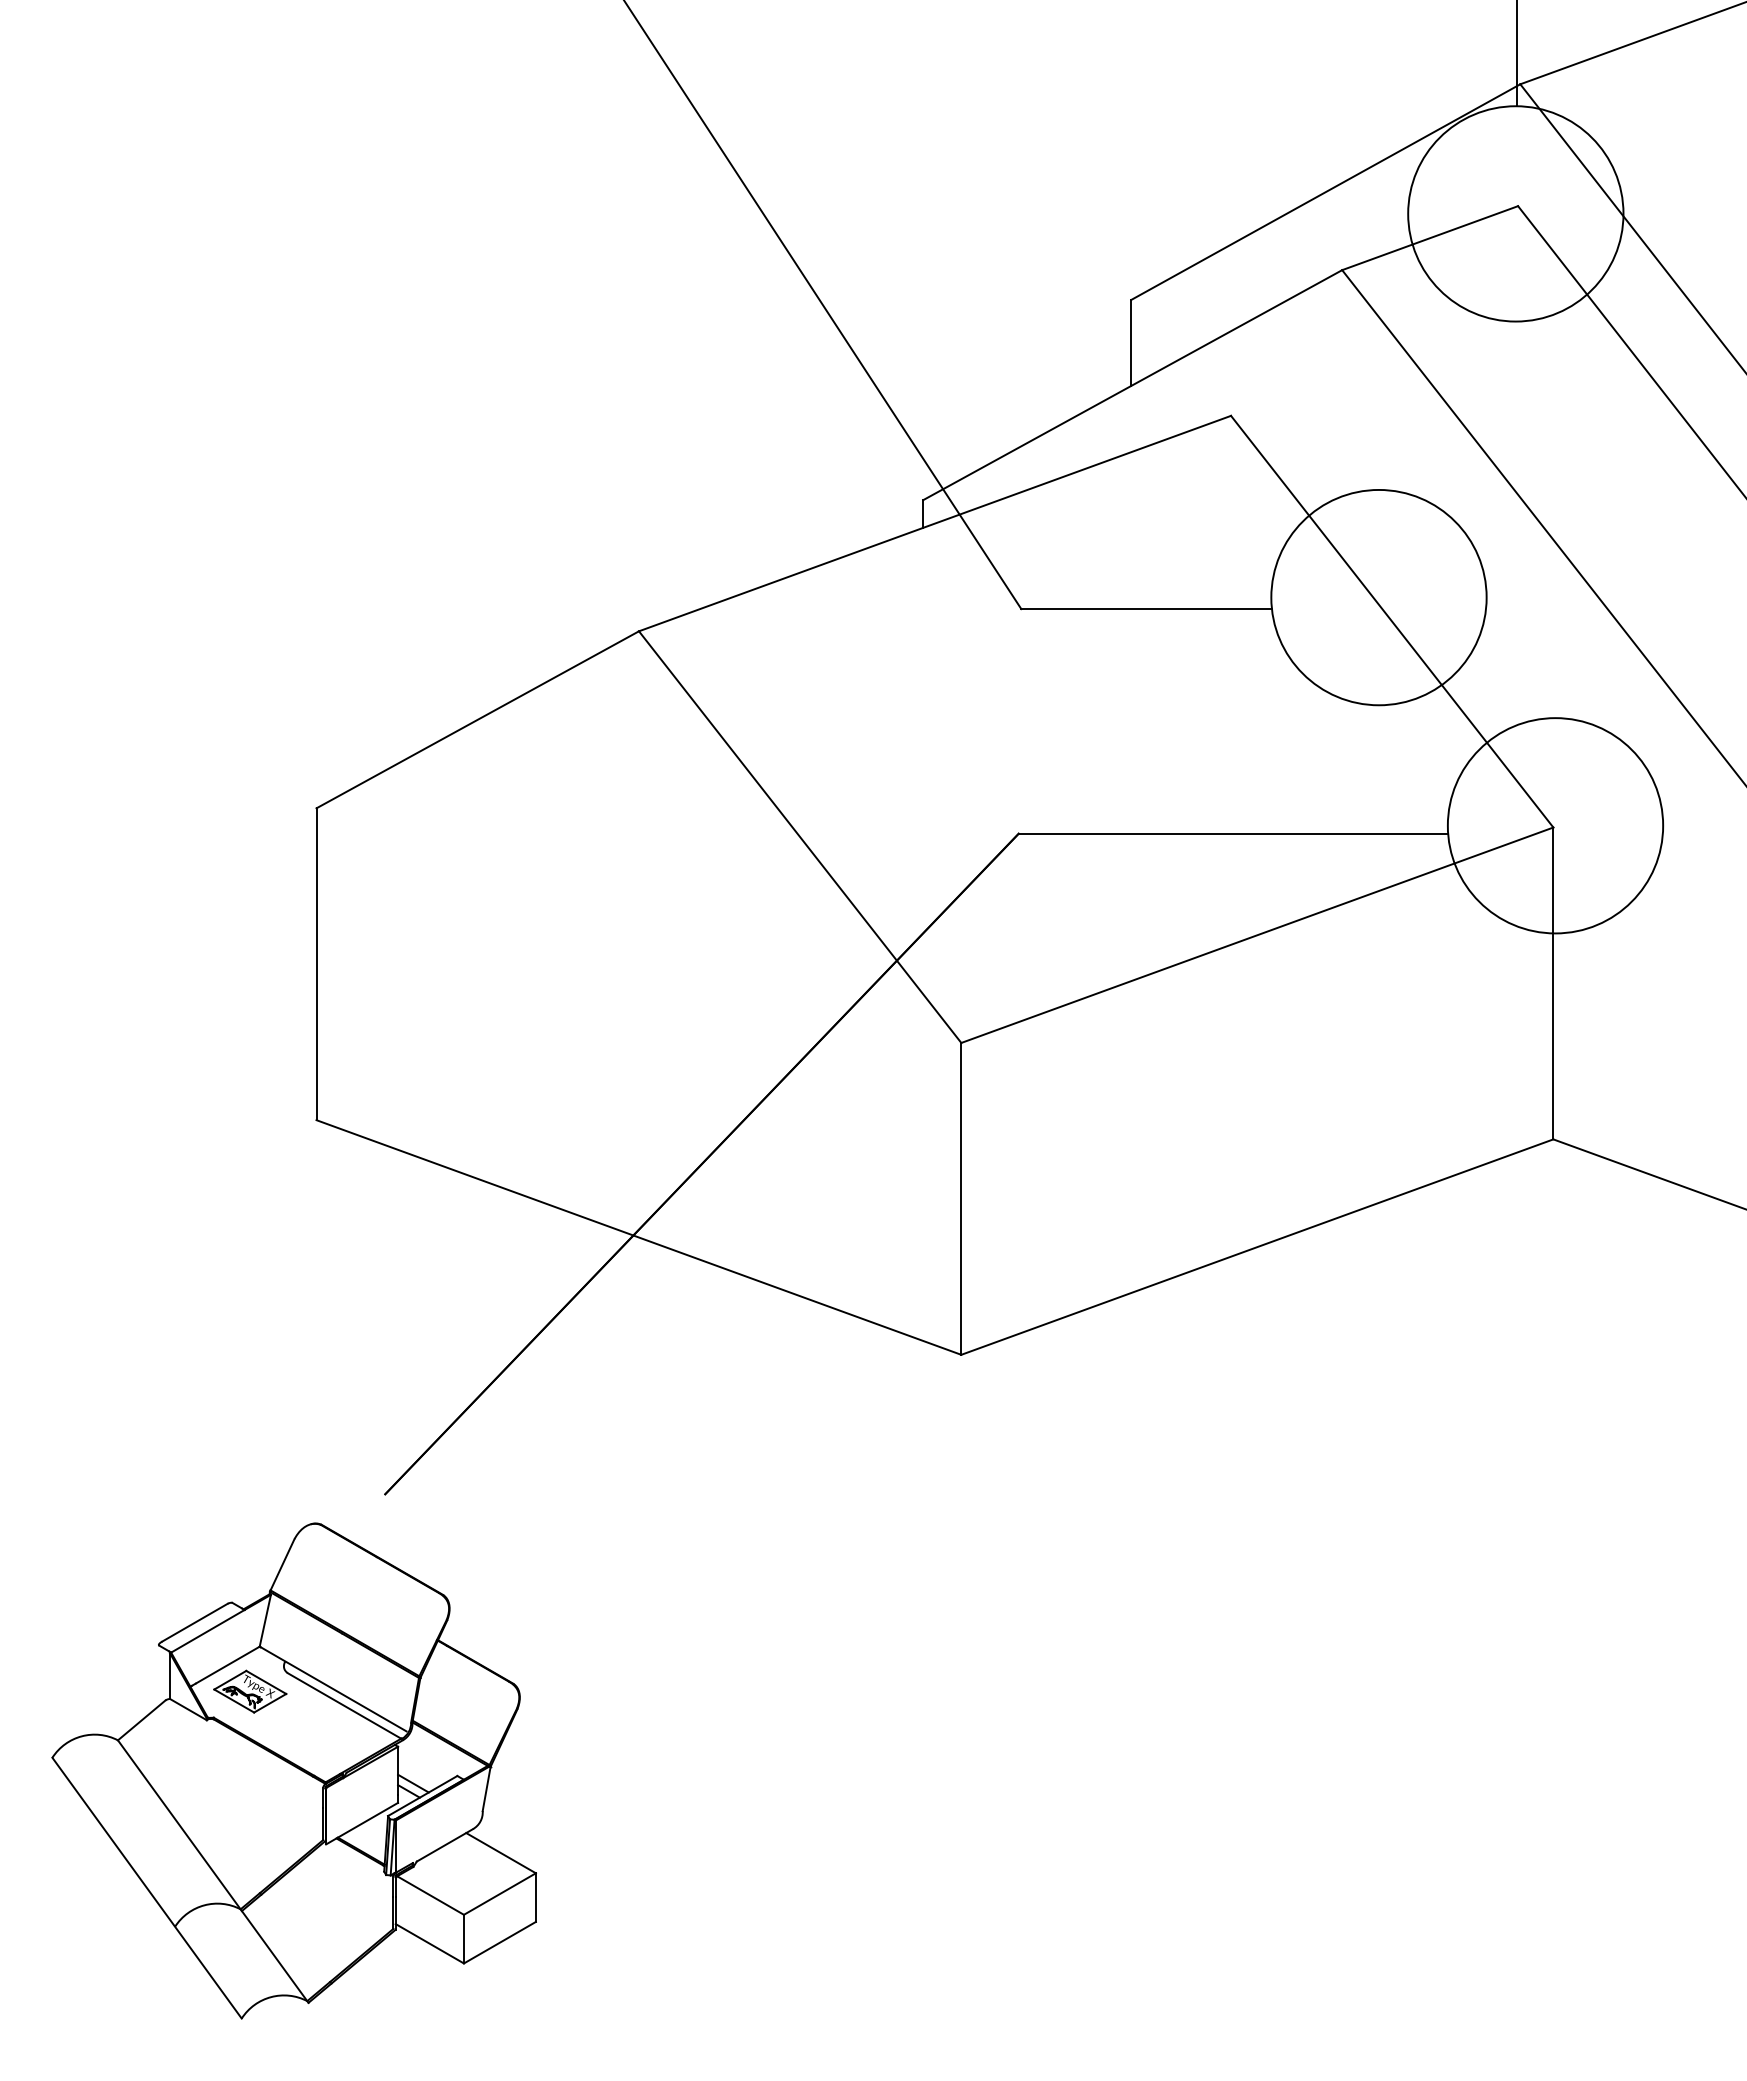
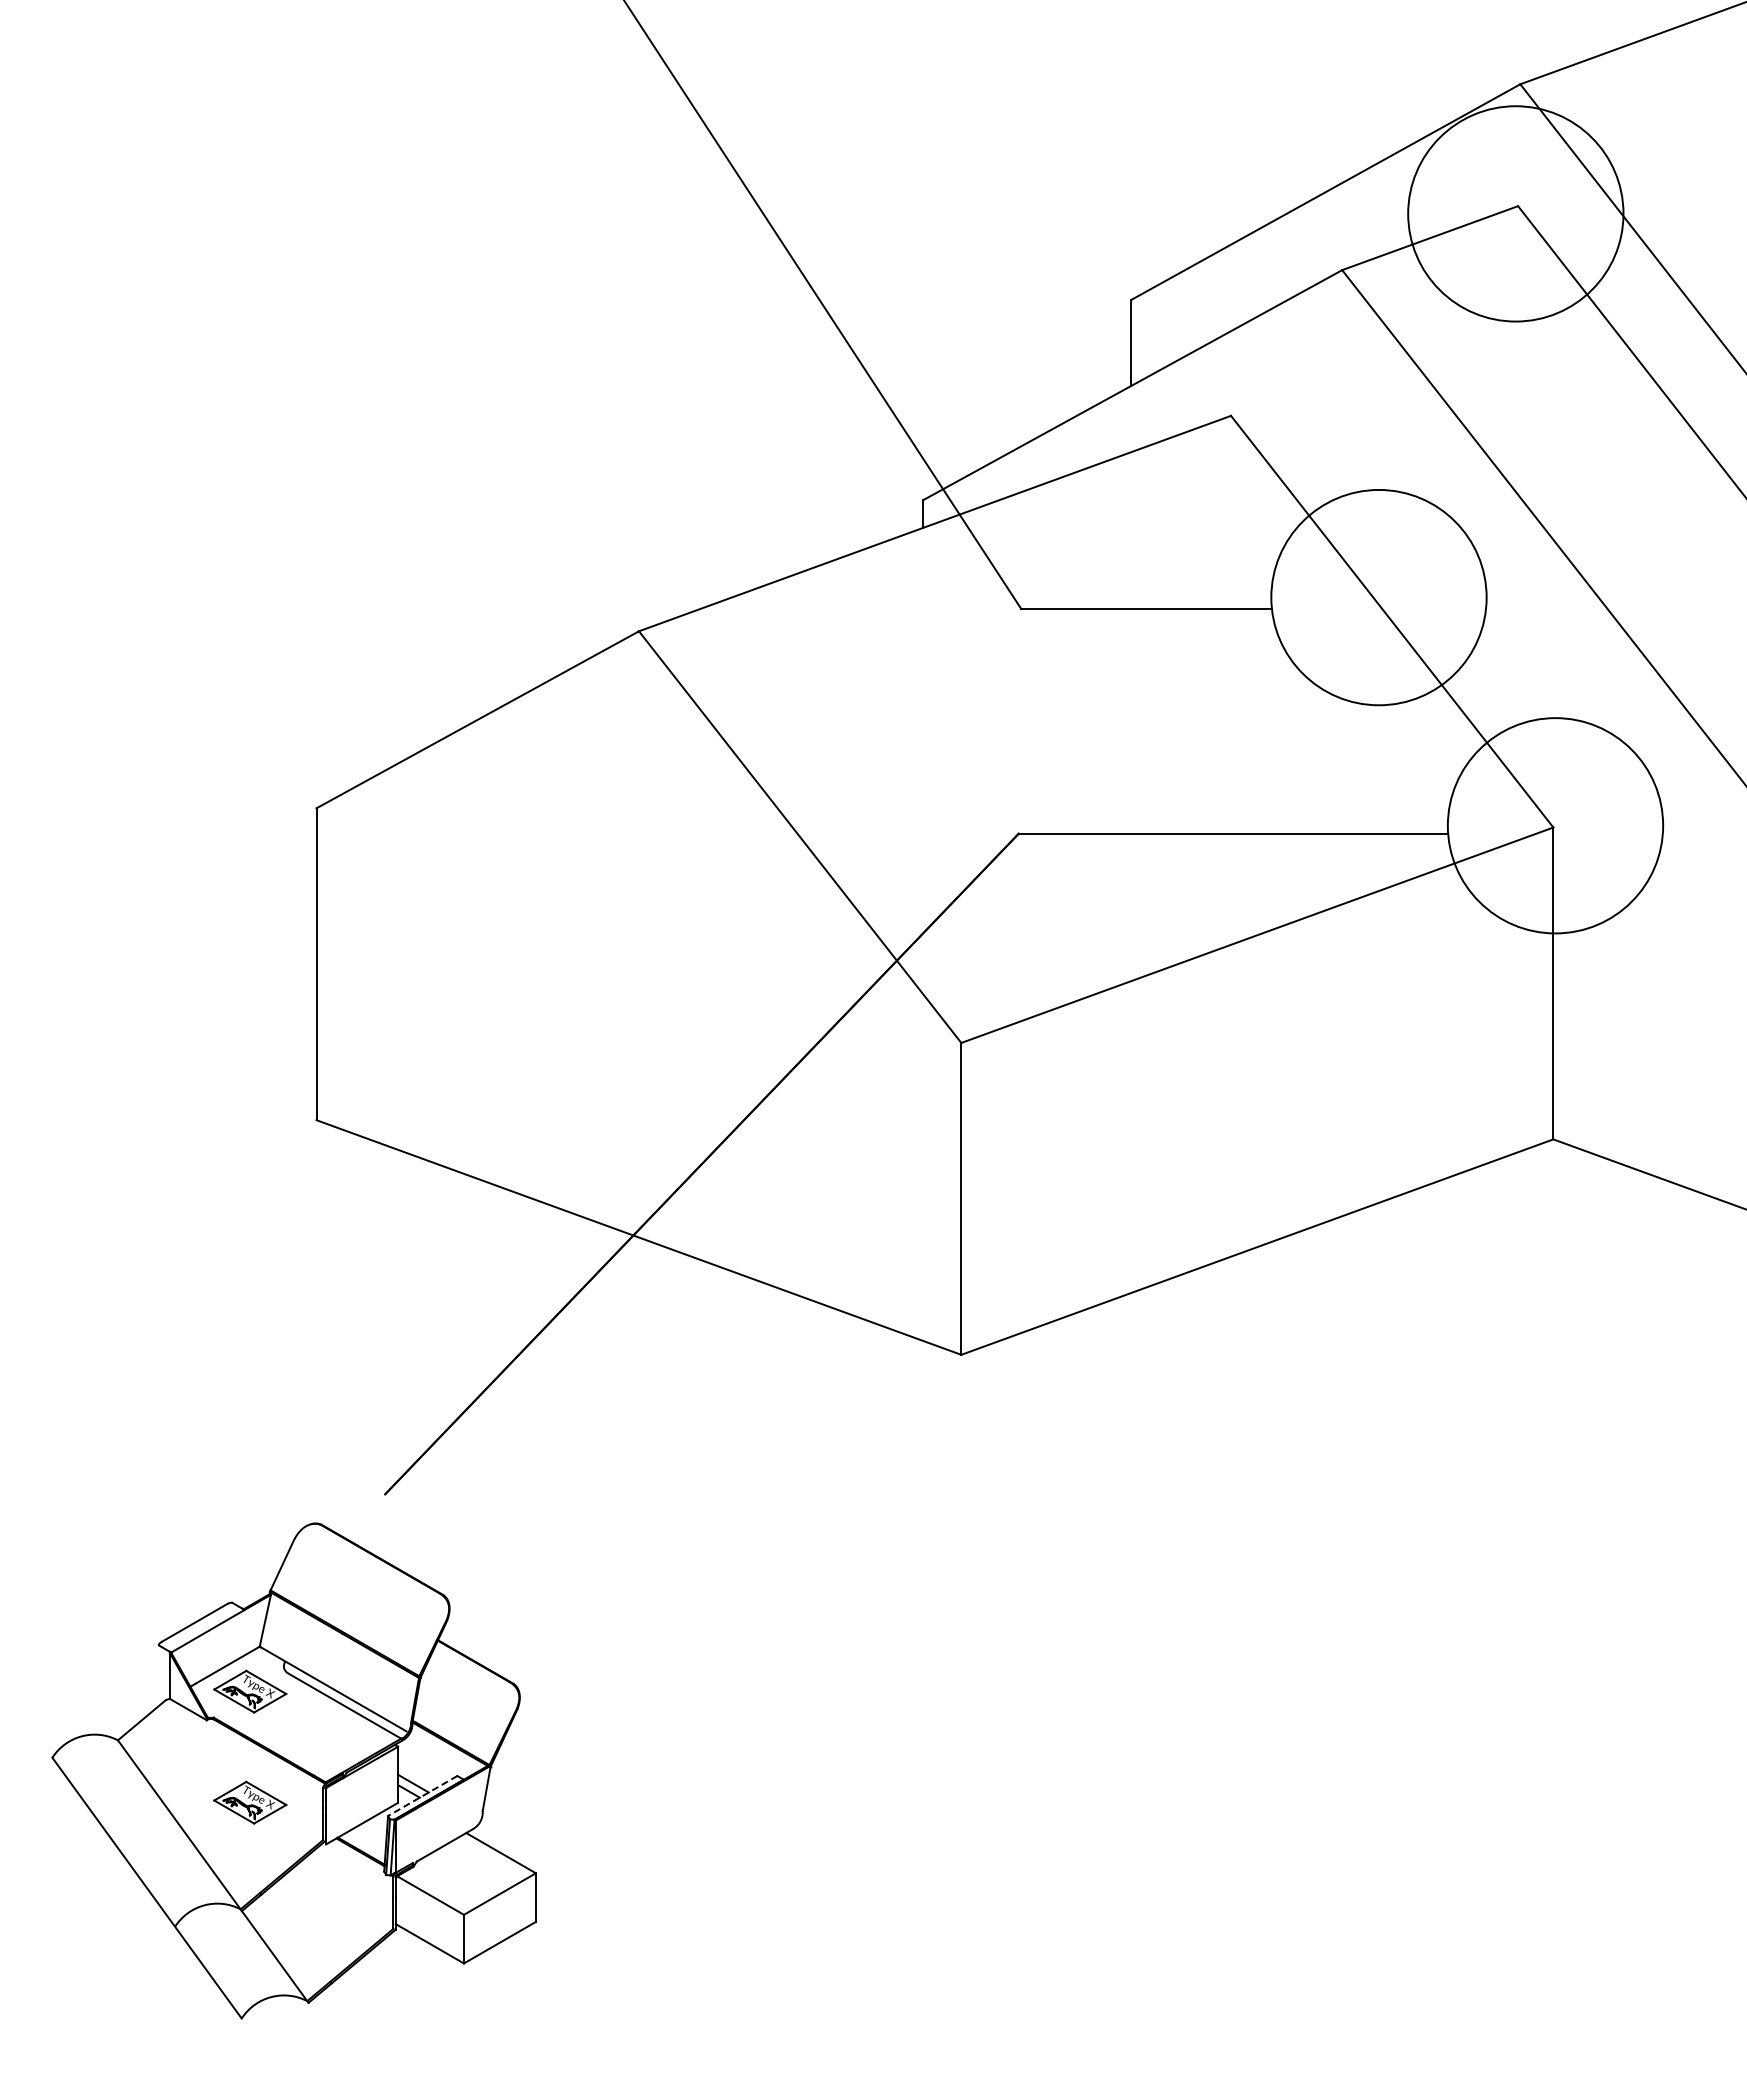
line: present -> none (1516, 54)
line: solid -> dashed (422, 1796)
part: none -> present (250, 1802)
